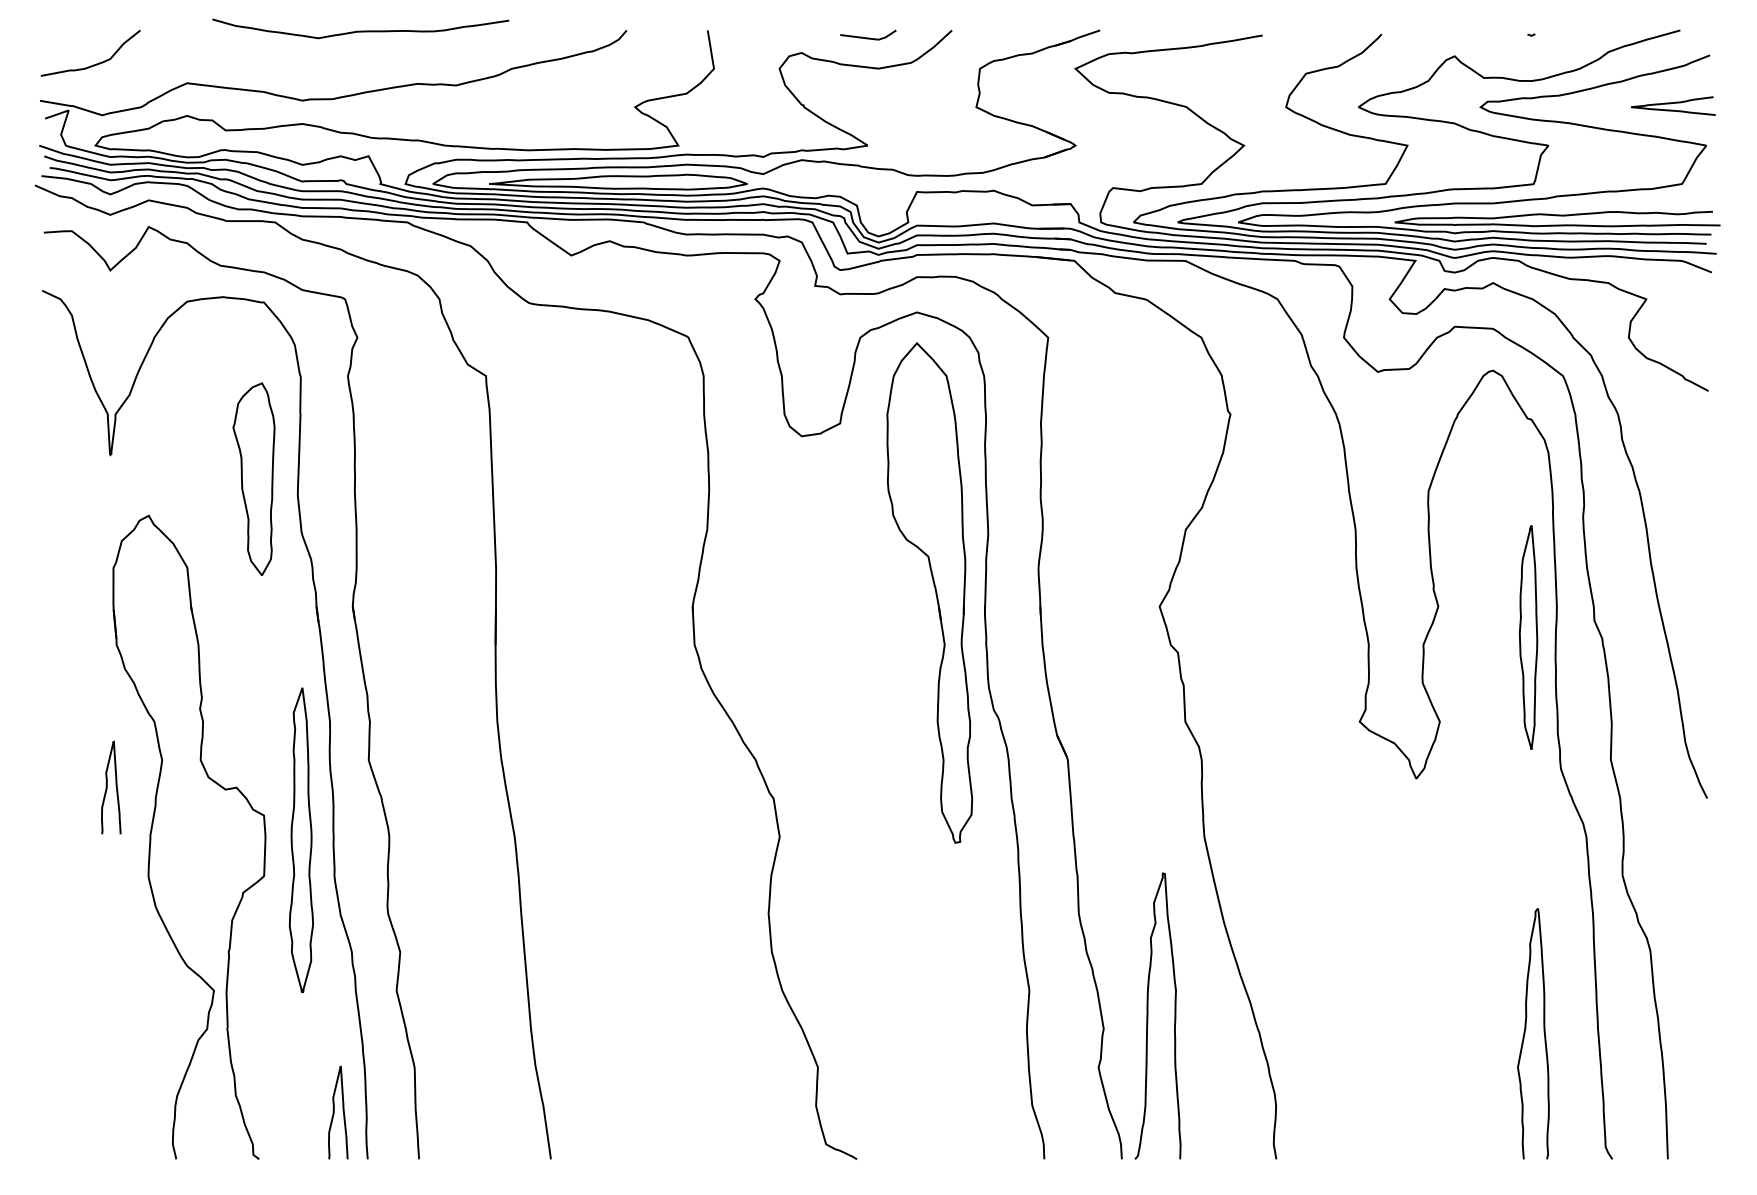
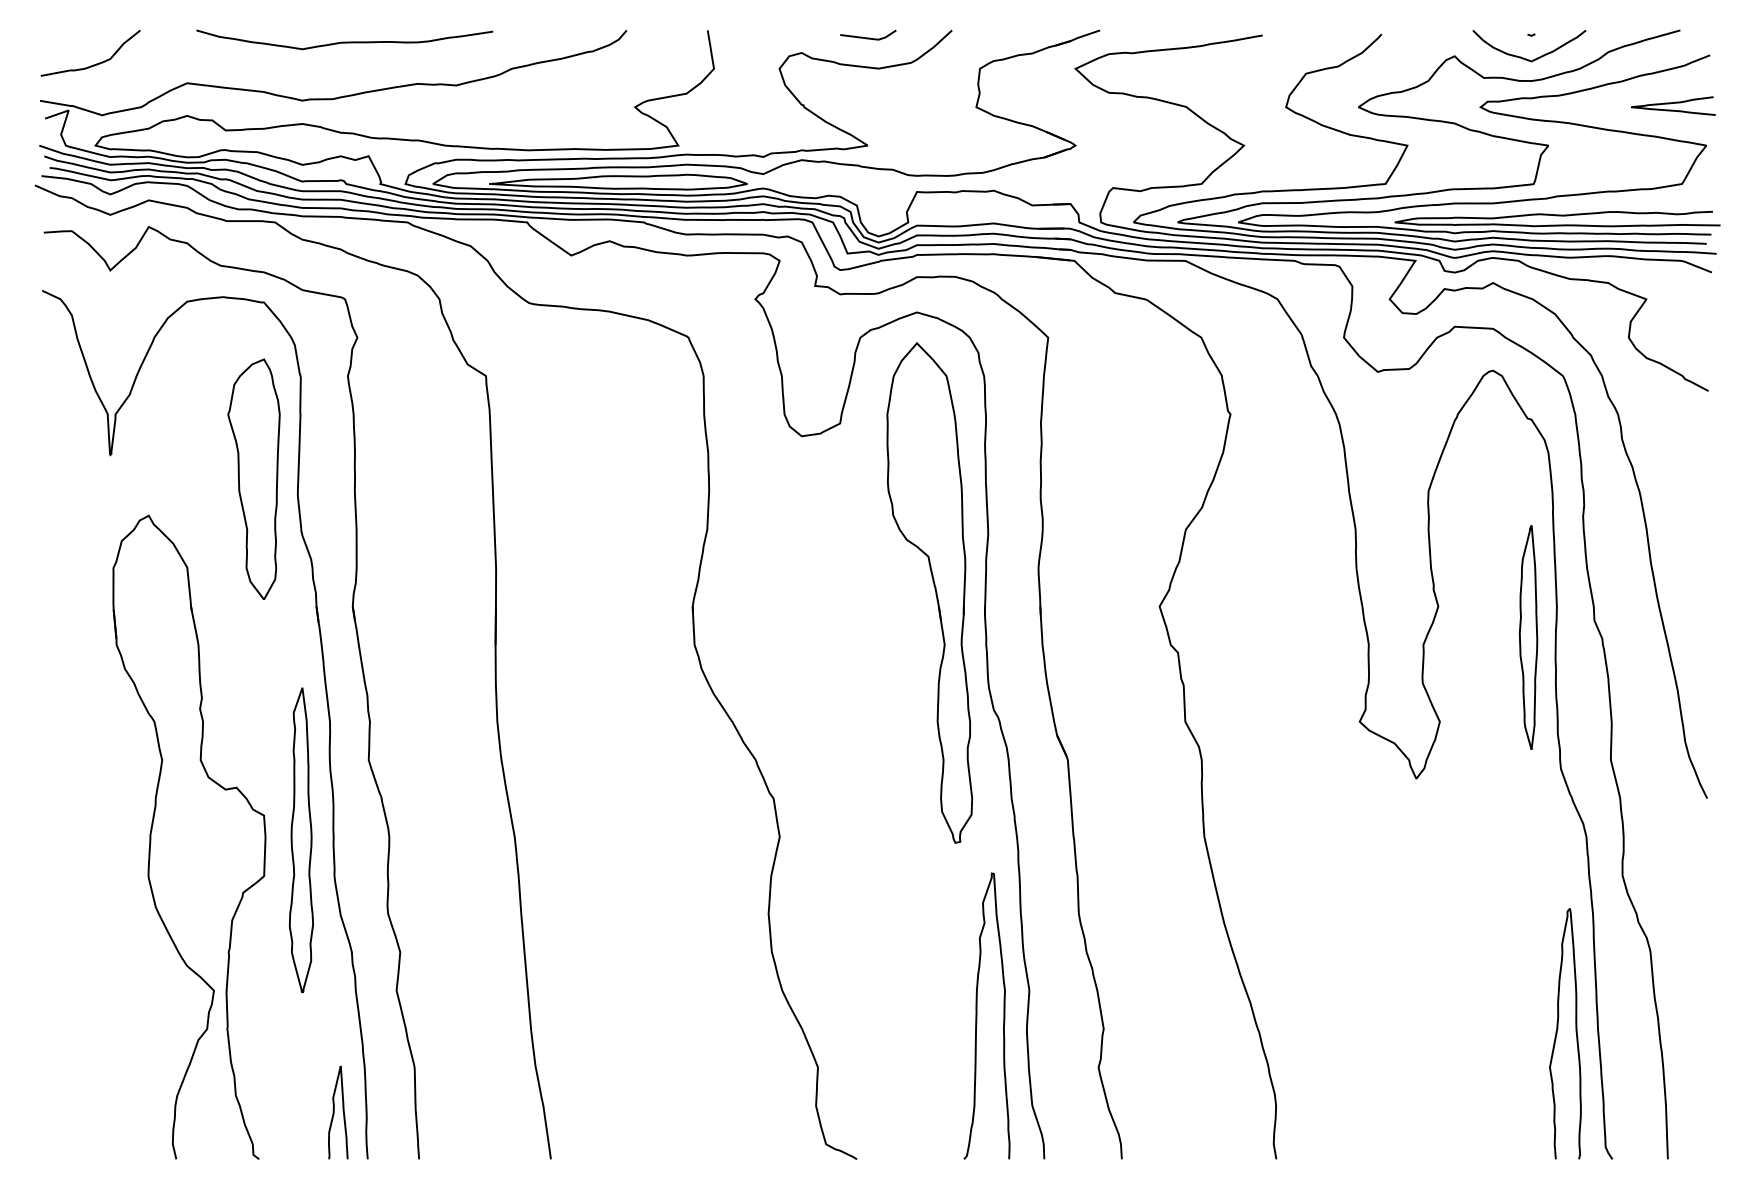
curve position: (360, 30) -> (344, 41) (344, 41)
curve: none -> present (1526, 58)
part size: 44x194 px -> 54x242 px (253, 478)
curve: present -> none (107, 787)
curve position: (1148, 1015) -> (977, 1015) (977, 1015)
curve position: (1525, 1033) -> (1557, 1033) (1557, 1033)
